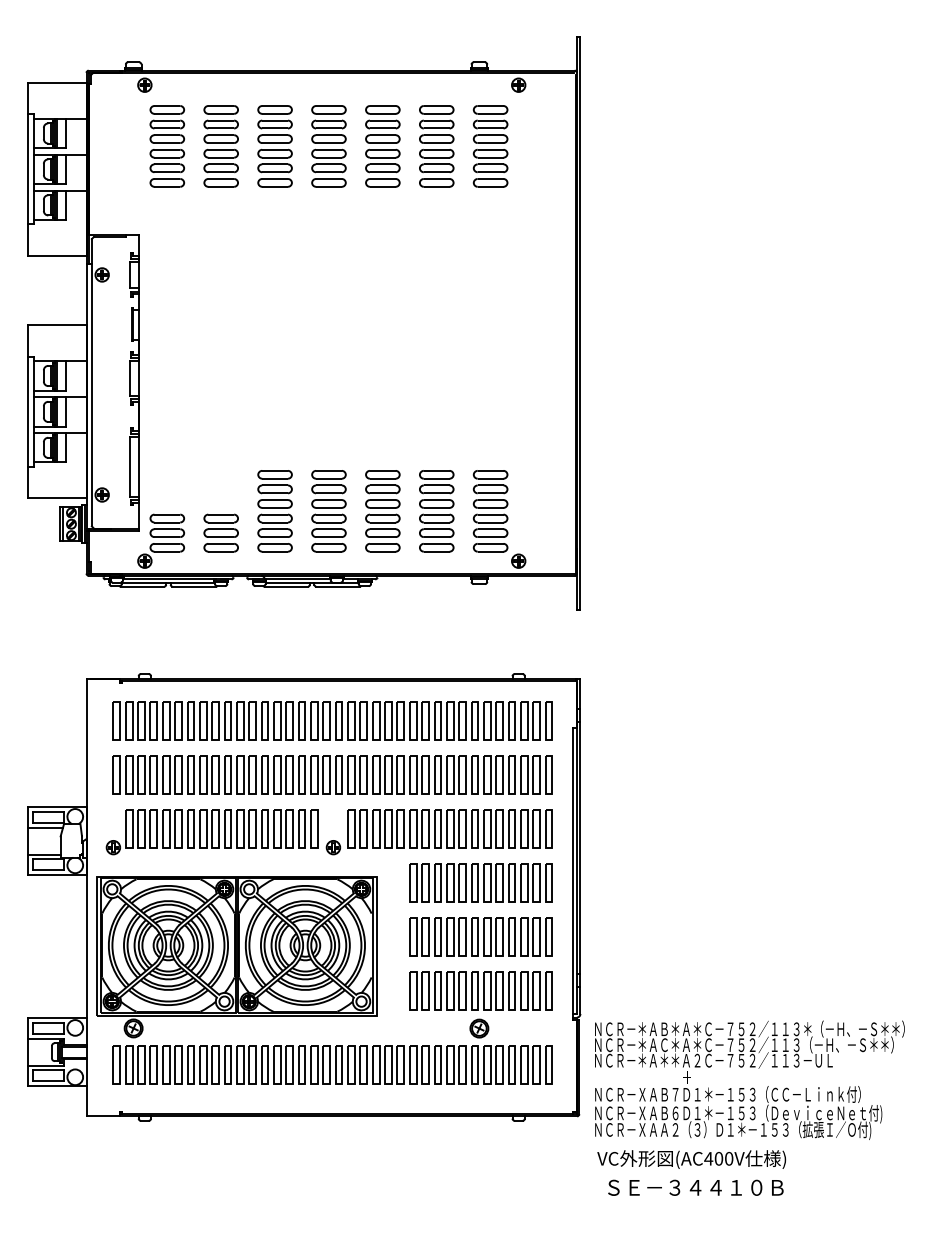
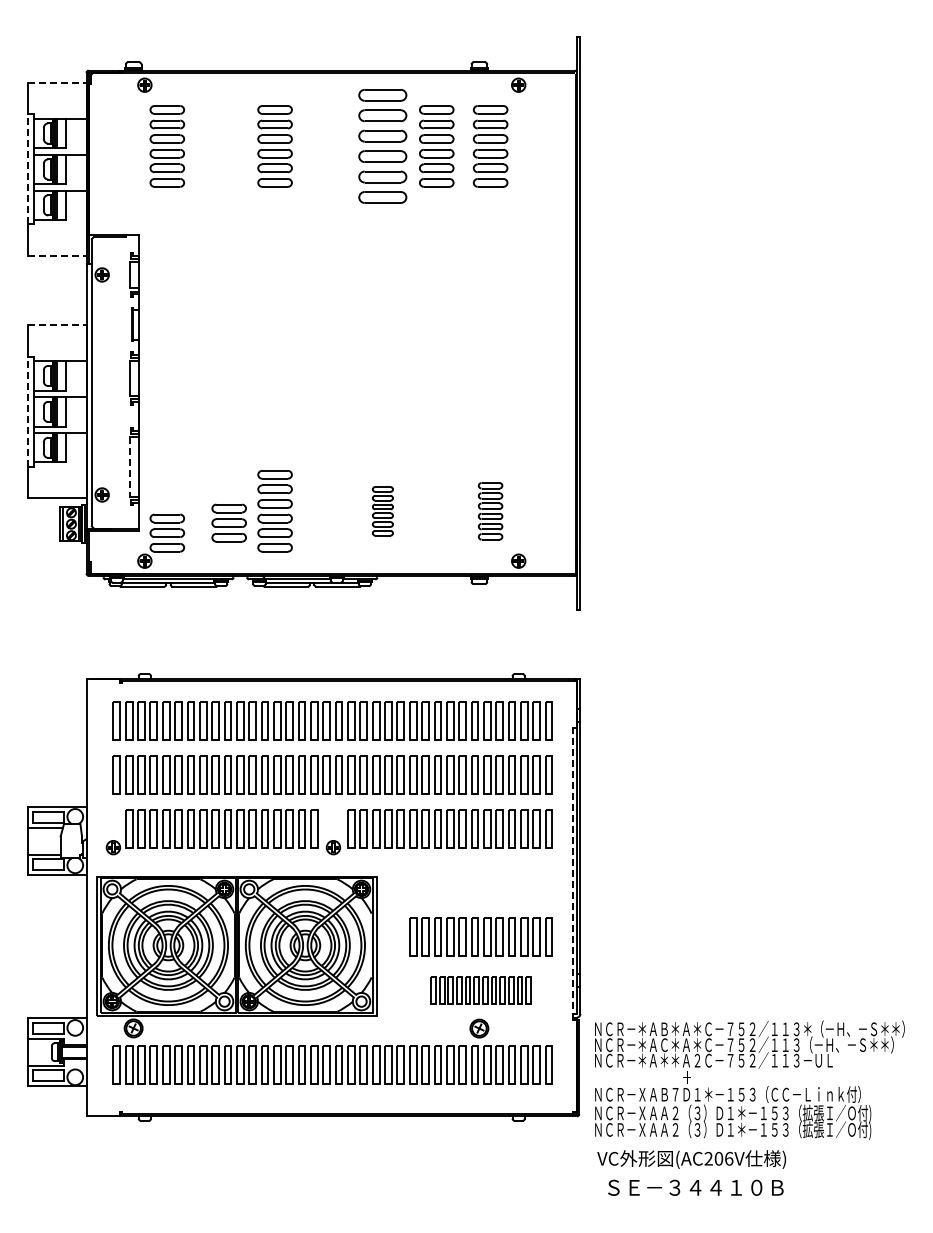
line: solid -> dashed (57, 83)
part: present -> none (220, 146)
part: present -> none (328, 146)
part size: 36x83 px -> 50x115 px (382, 146)
line: solid -> dashed (28, 168)
line: solid -> dashed (57, 255)
line: solid -> dashed (57, 325)
line: solid -> dashed (28, 411)
line: solid -> dashed (129, 466)
part: present -> none (328, 511)
part size: 36x83 px -> 22x51 px (382, 511)
part: present -> none (436, 511)
part size: 37x83 px -> 27x59 px (490, 511)
part position: (220, 532) -> (228, 522) (228, 522)
line: solid -> dashed (572, 873)
part: present -> none (480, 882)
part size: 144x40 px -> 102x29 px (480, 990)
text: ＮＣＲ－ＸＡＢ６Ｄ１＊－１５３（ＤｅｖｉｃｅＮｅｔ付) -> ＮＣＲ－ＸＡＡ２（３）Ｄ１＊－１５３（拡張Ｉ／Ｏ付) (771, 1113)
text: (AC400V -> (AC206V (718, 1158)
